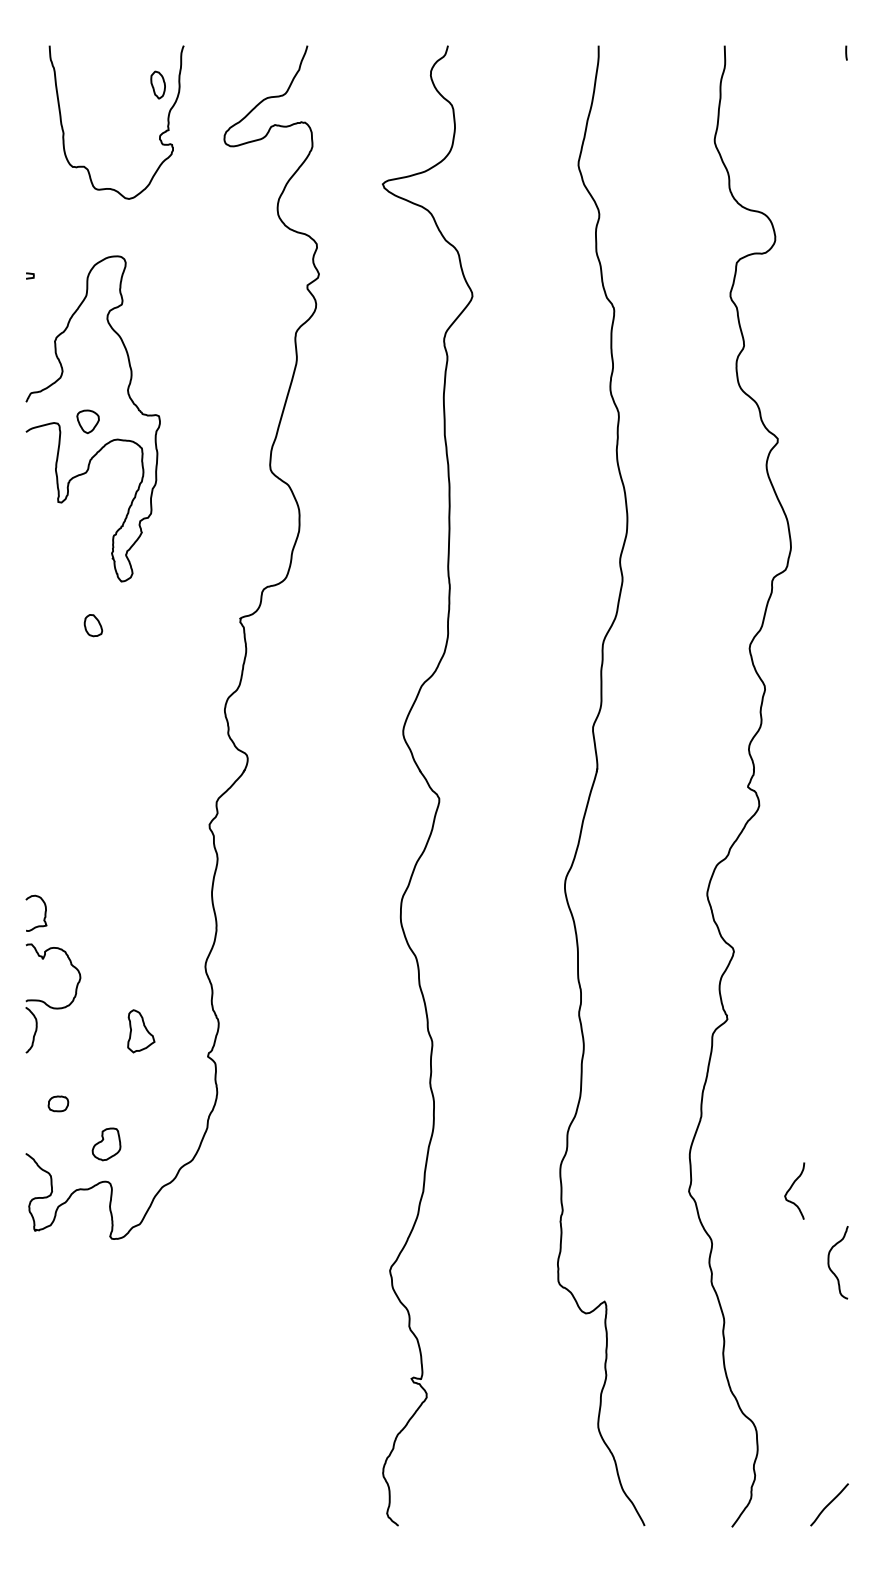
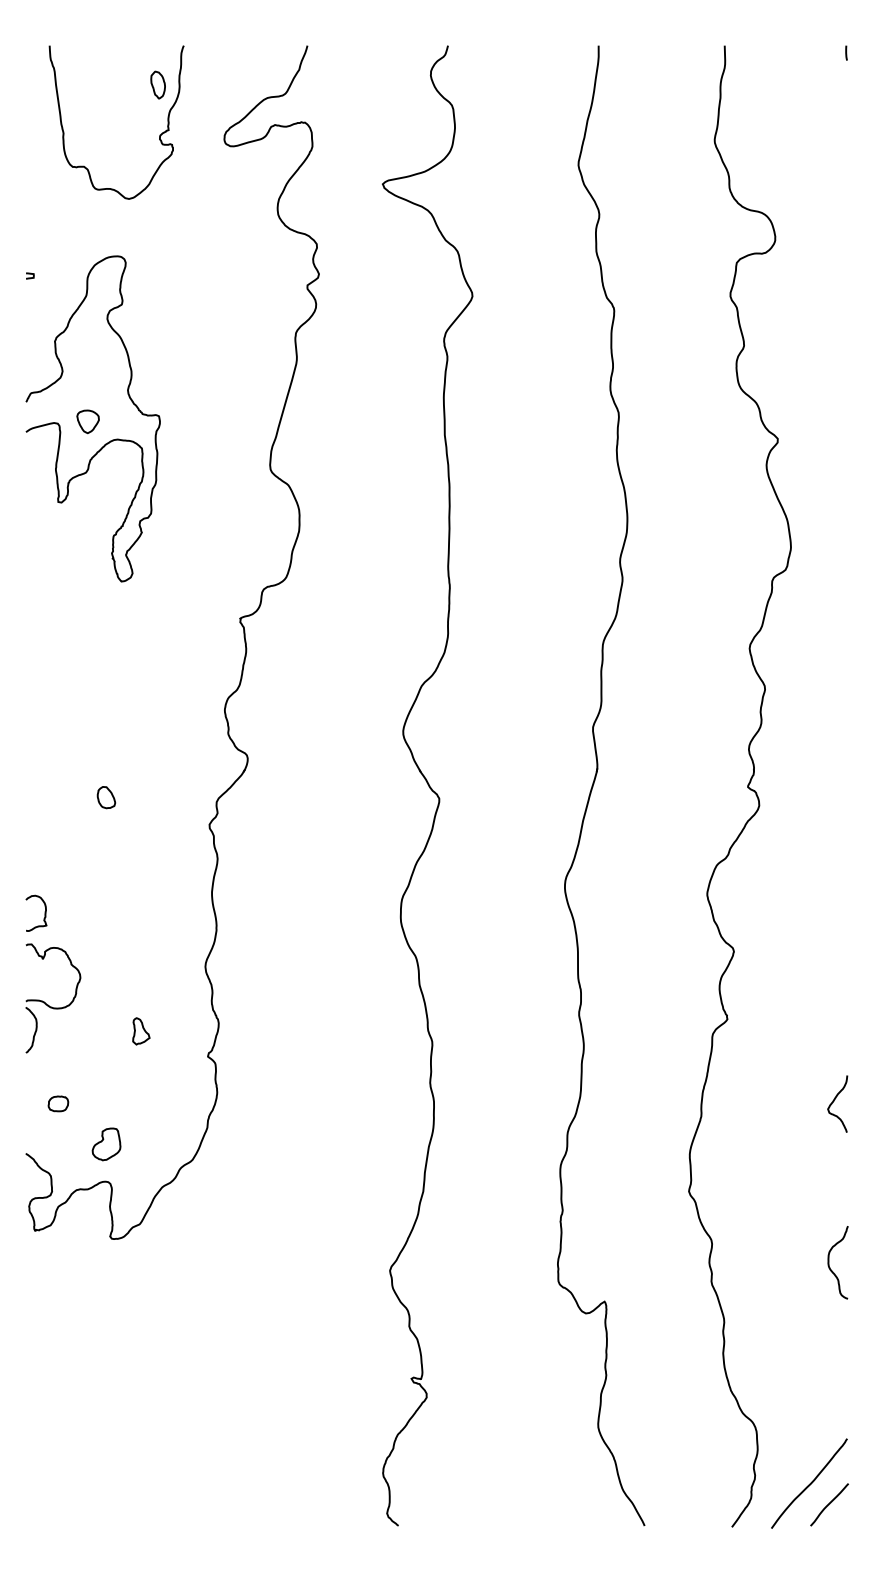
part position: (93, 625) -> (106, 797) (106, 797)
part size: 29x45 px -> 19x29 px (141, 1031)
curve position: (791, 1188) -> (834, 1101) (834, 1101)
curve: none -> present (809, 1483)
